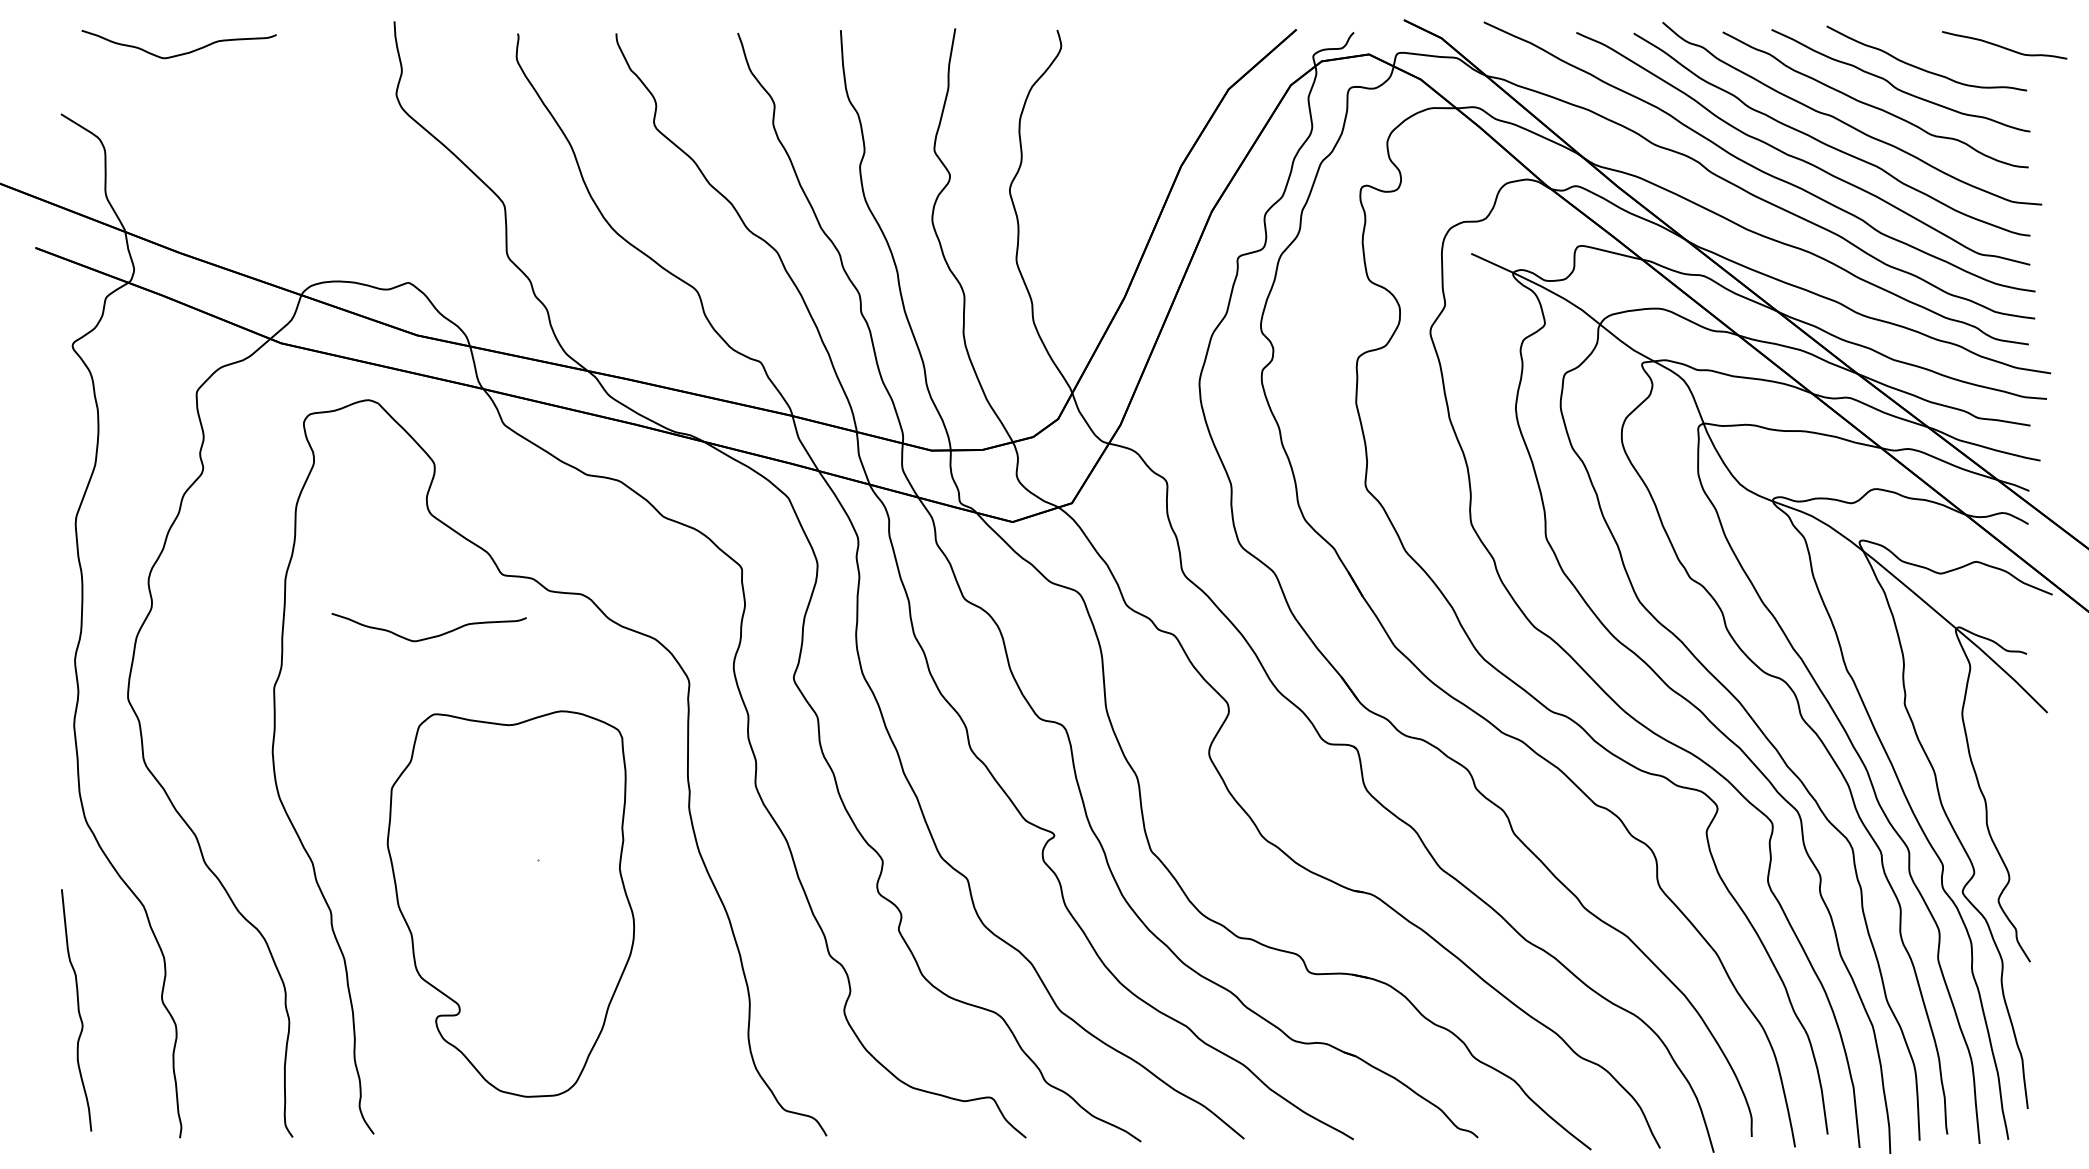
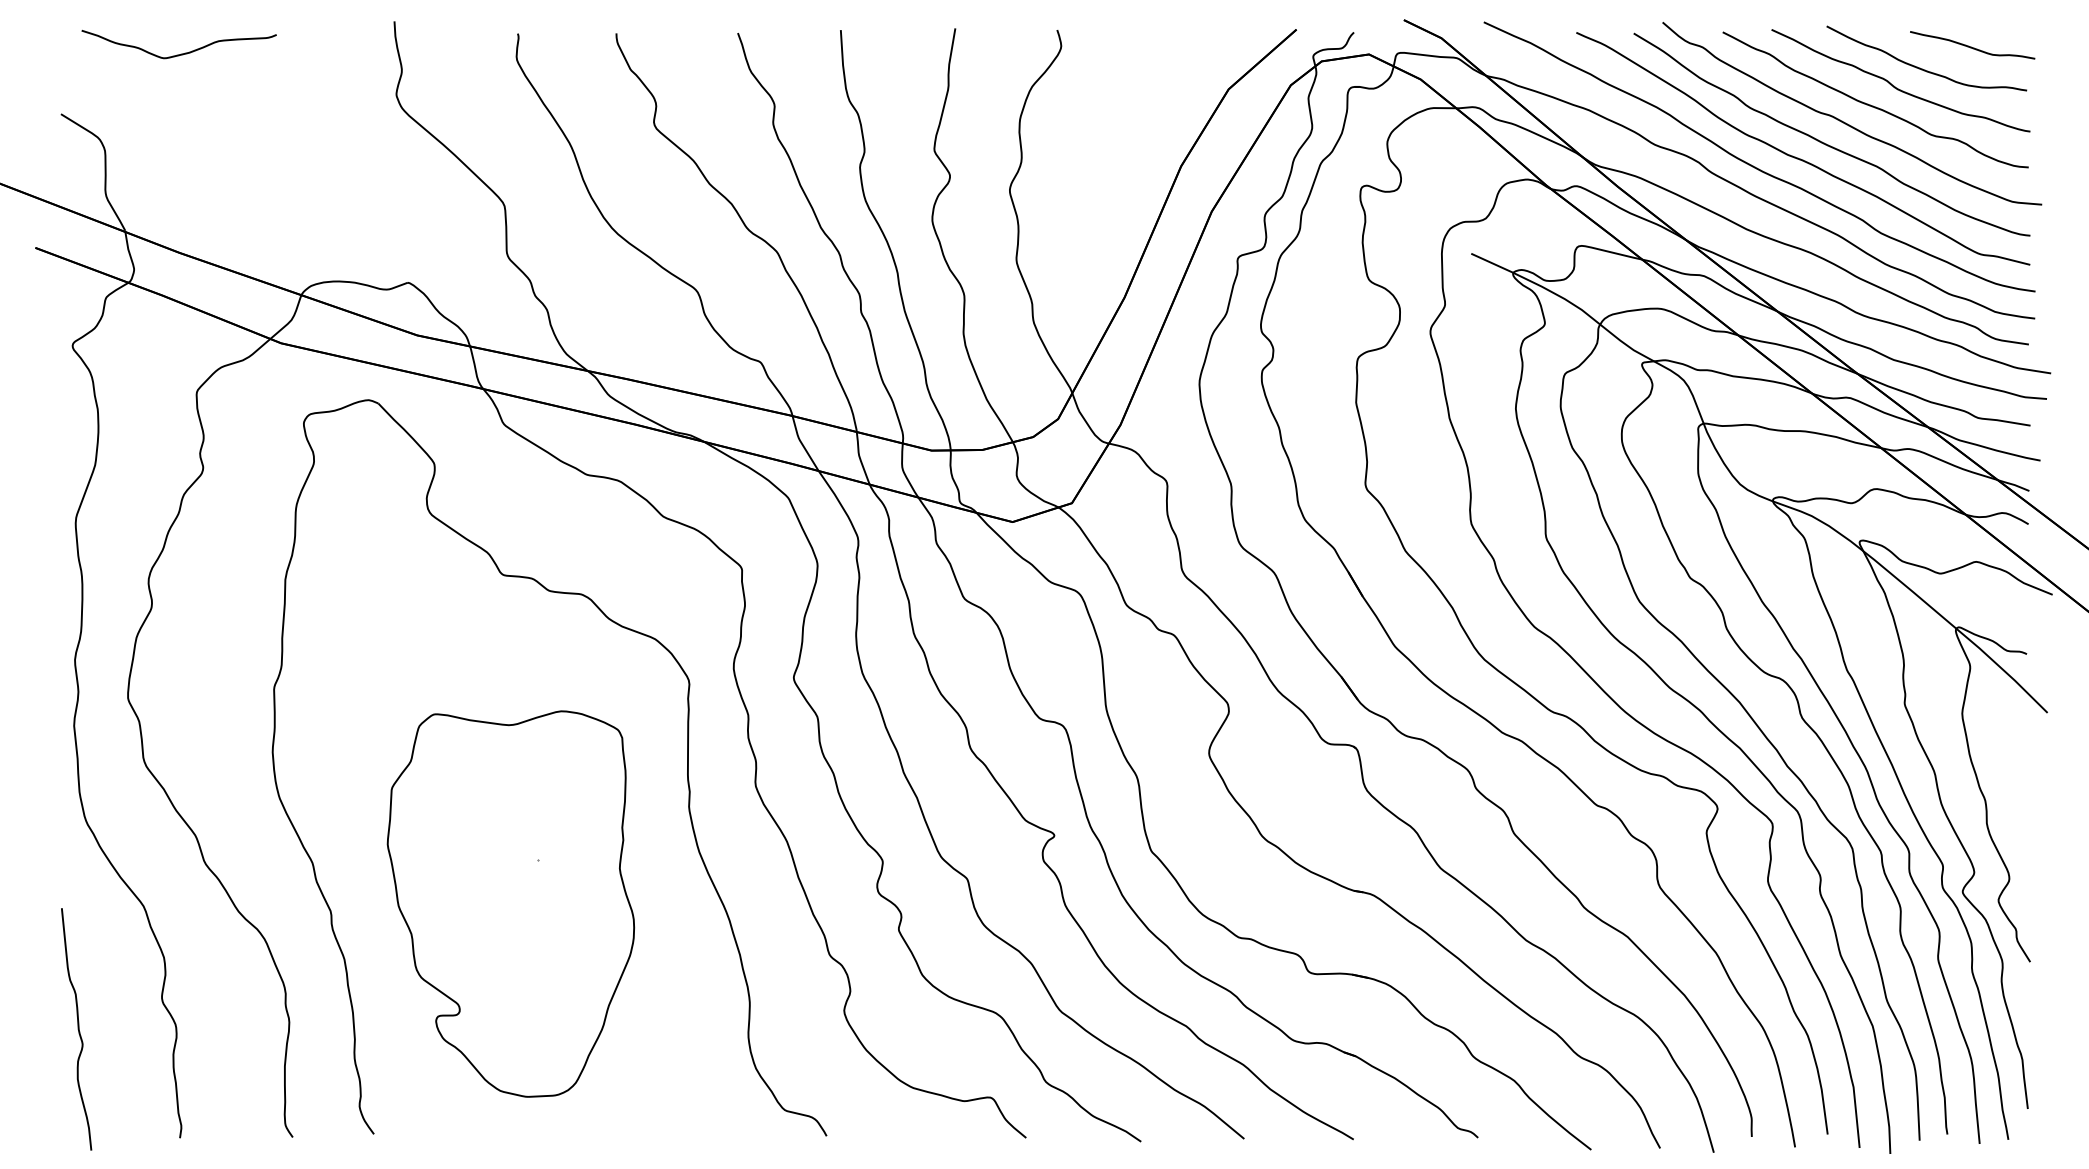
curve position: (2003, 46) -> (1971, 46) (1971, 46)
curve: present -> none (431, 636)
curve position: (77, 1010) -> (77, 1029) (77, 1029)
